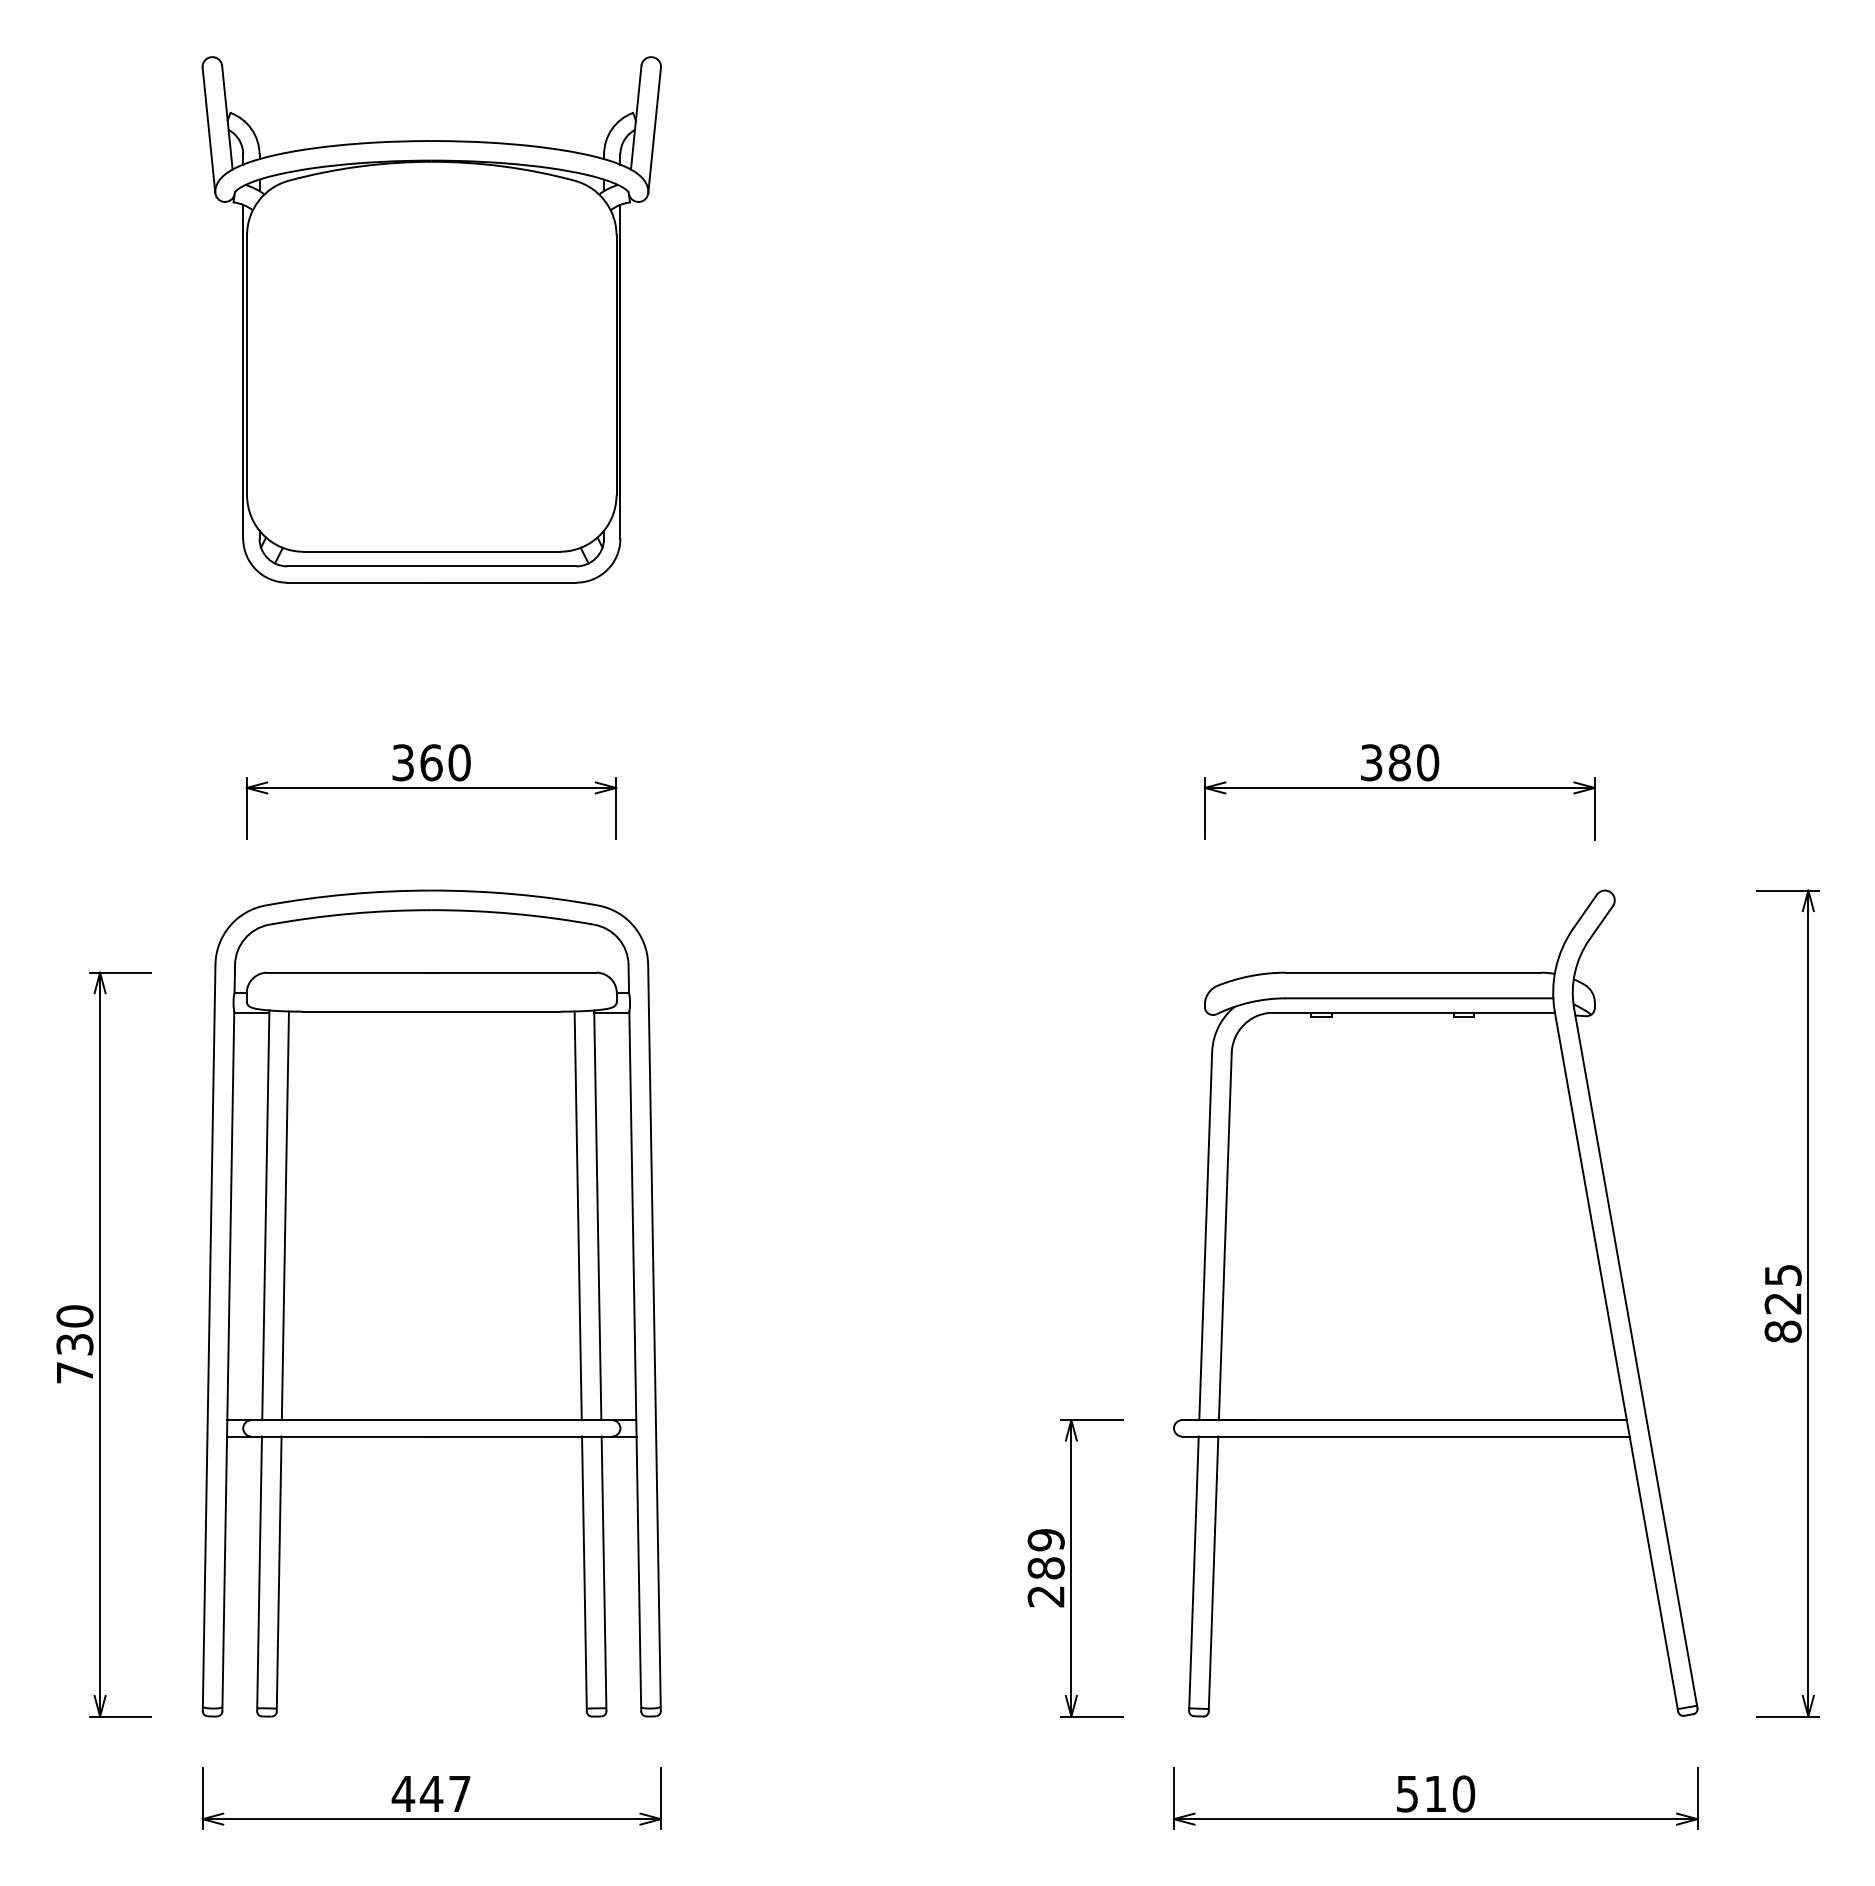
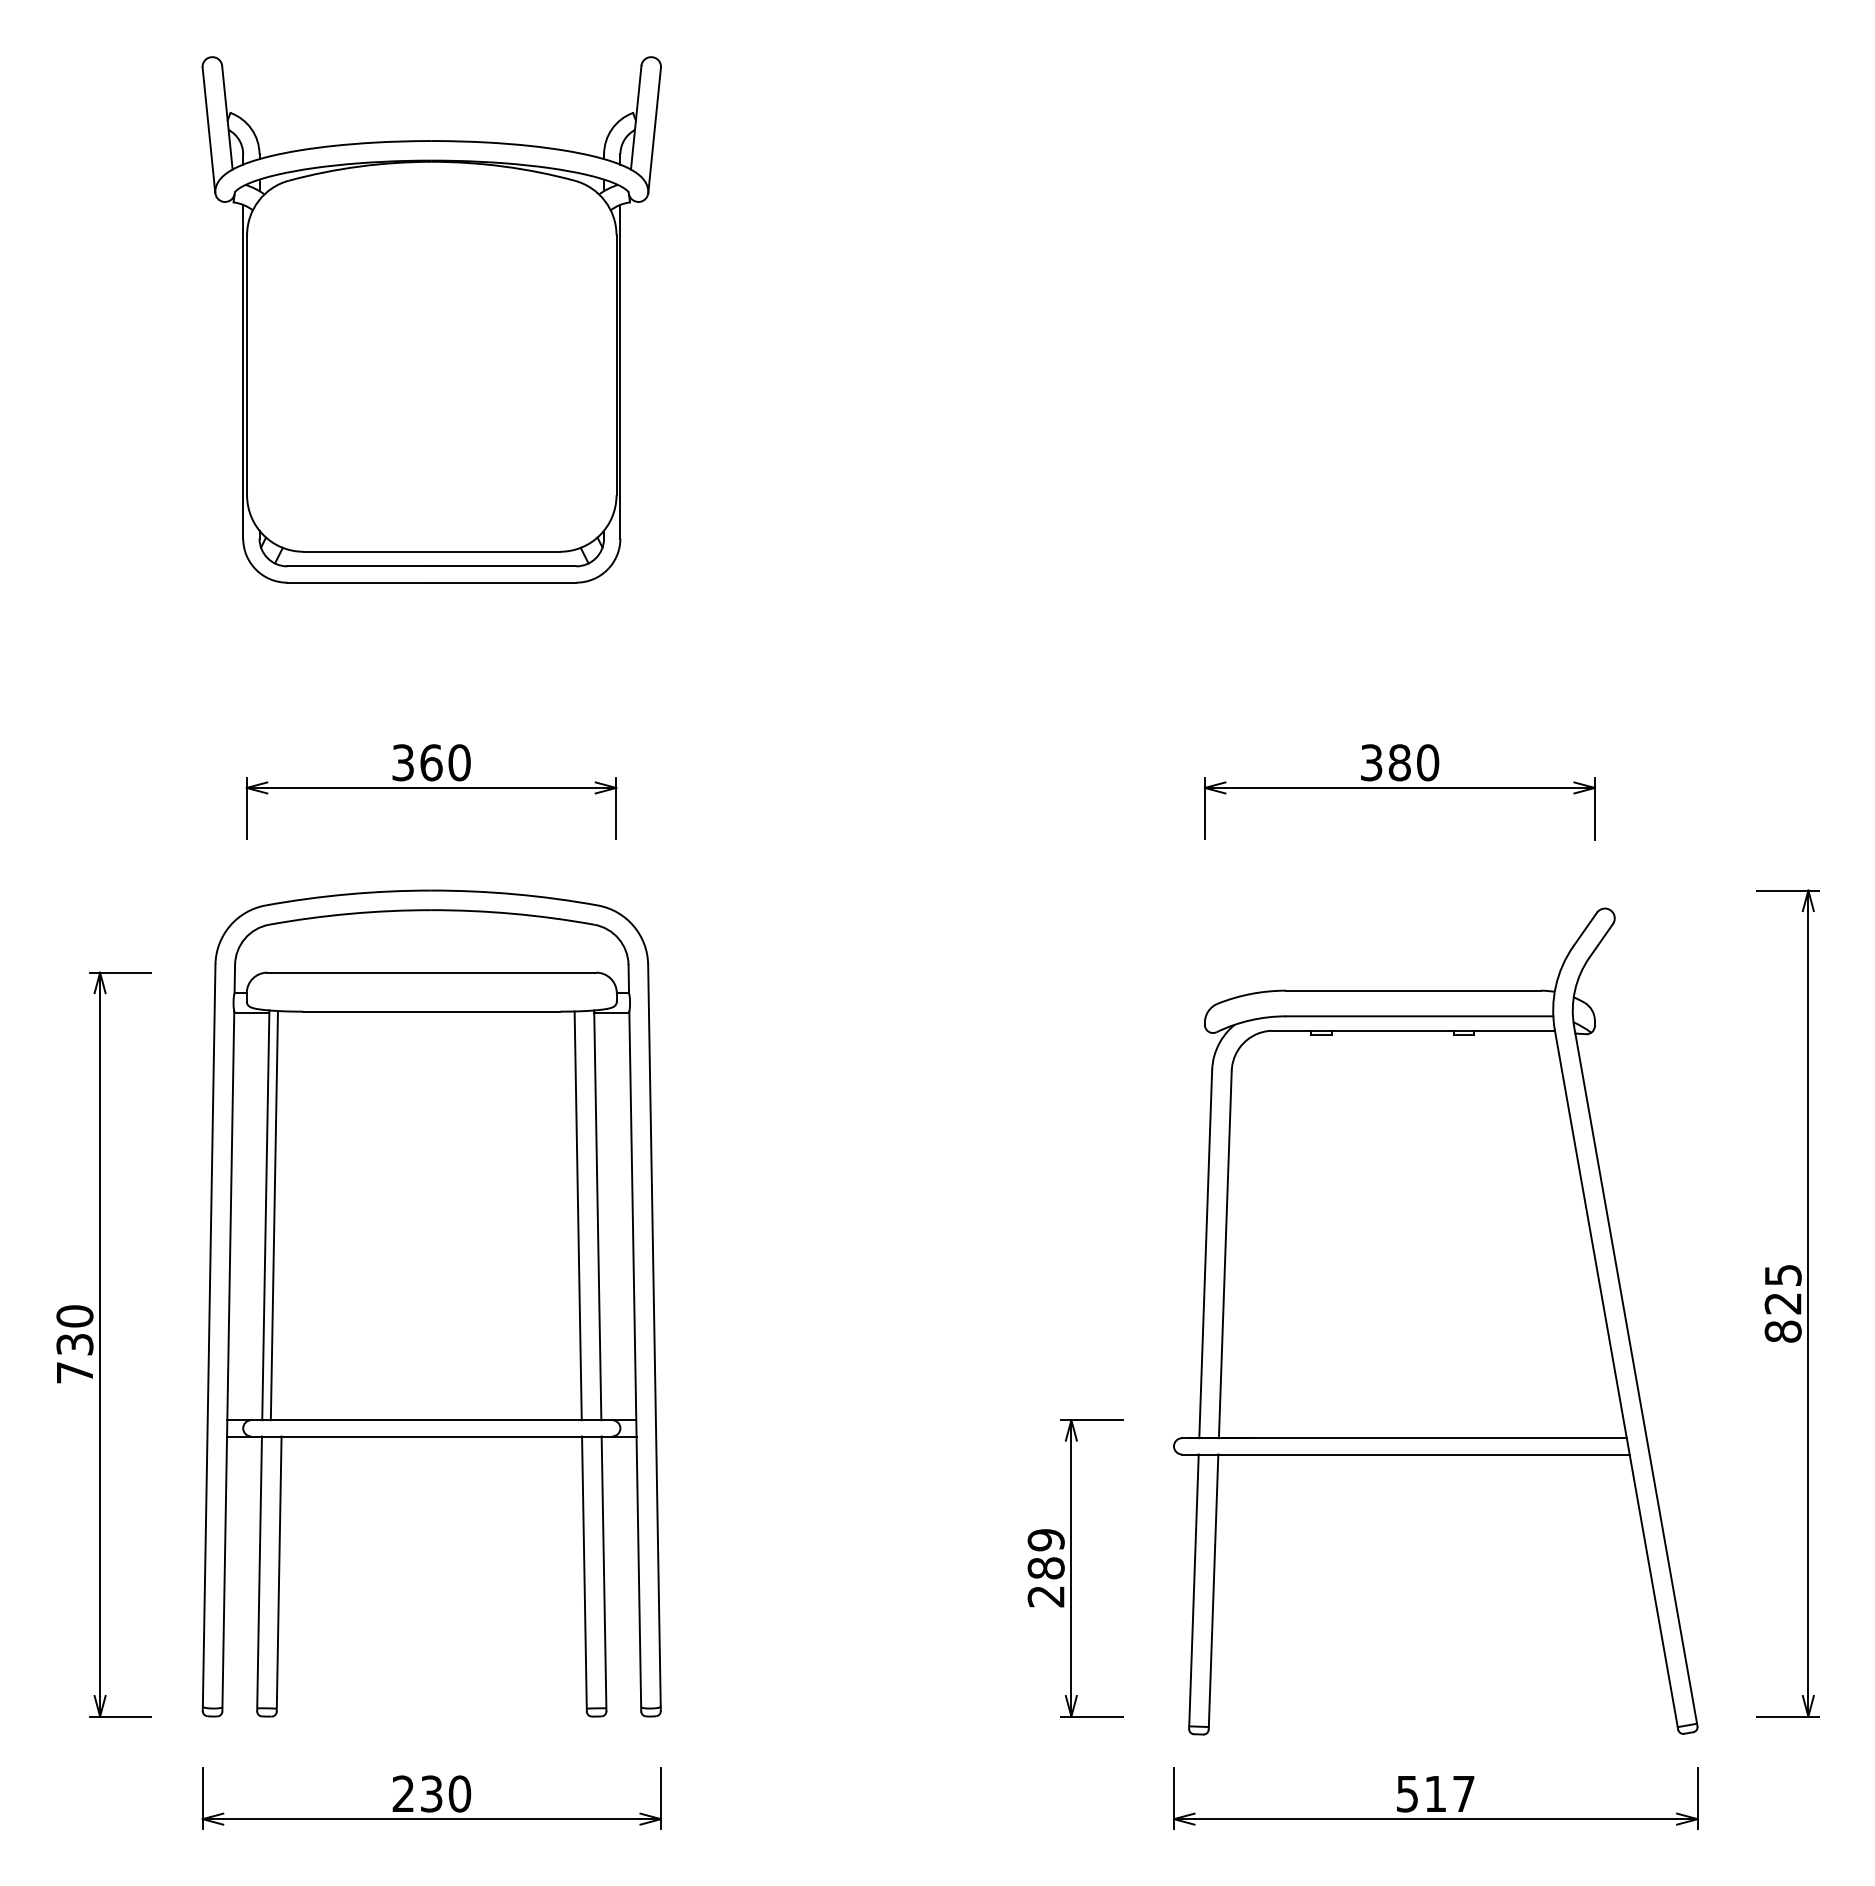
line position: (284, 1215) -> (273, 1215) (273, 1215)
part position: (1435, 1303) -> (1435, 1321) (1435, 1321)
text: 447 -> 230 (431, 1793)
text: 510 -> 517 (1463, 1793)
